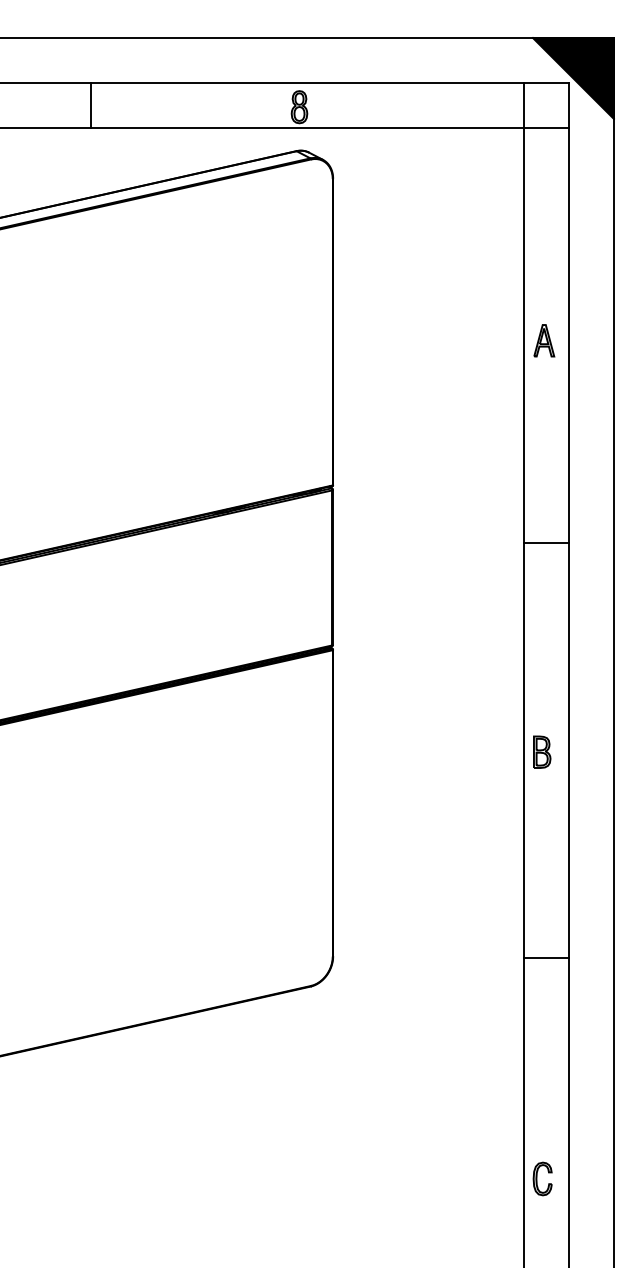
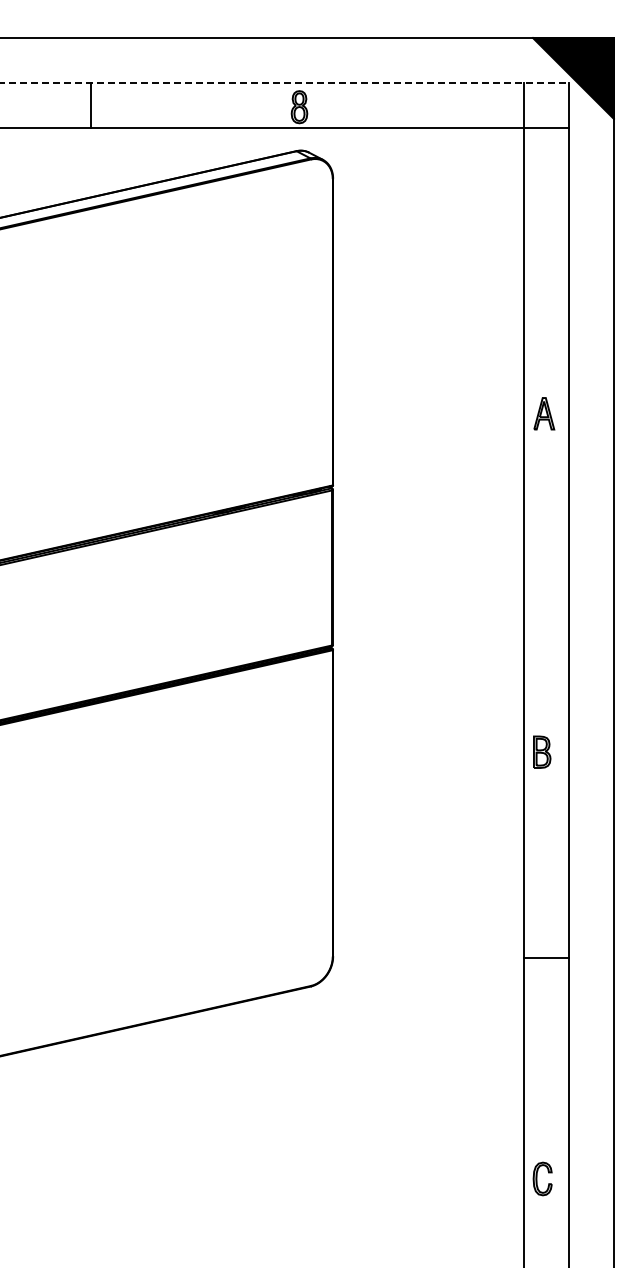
line: solid -> dashed (285, 83)
part position: (544, 340) -> (544, 413) (544, 413)
line: present -> none (545, 543)
